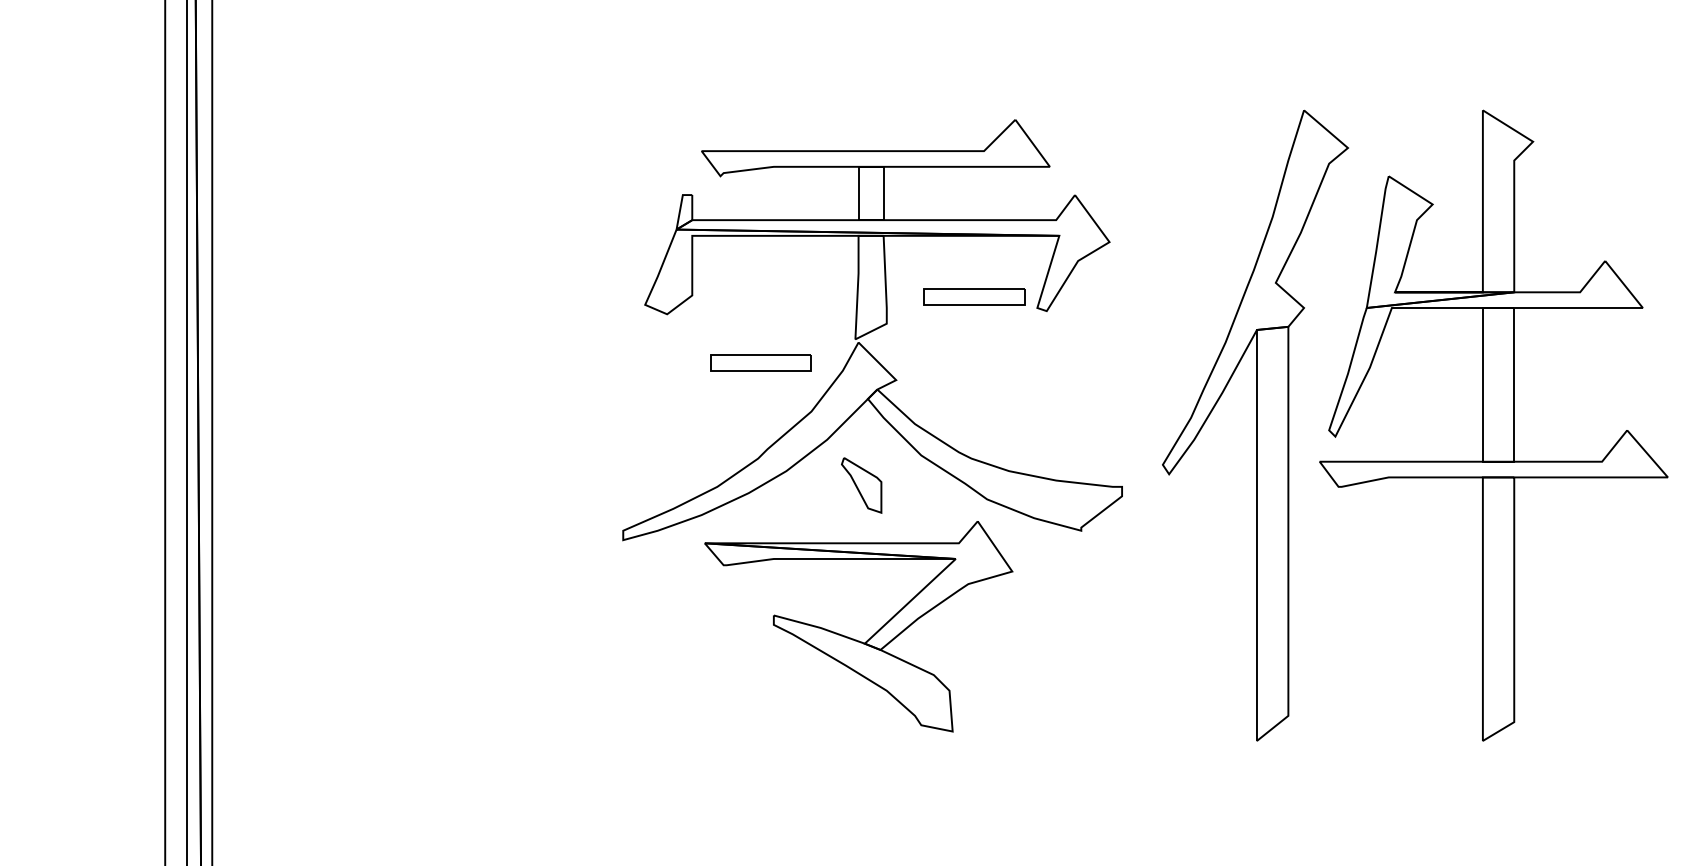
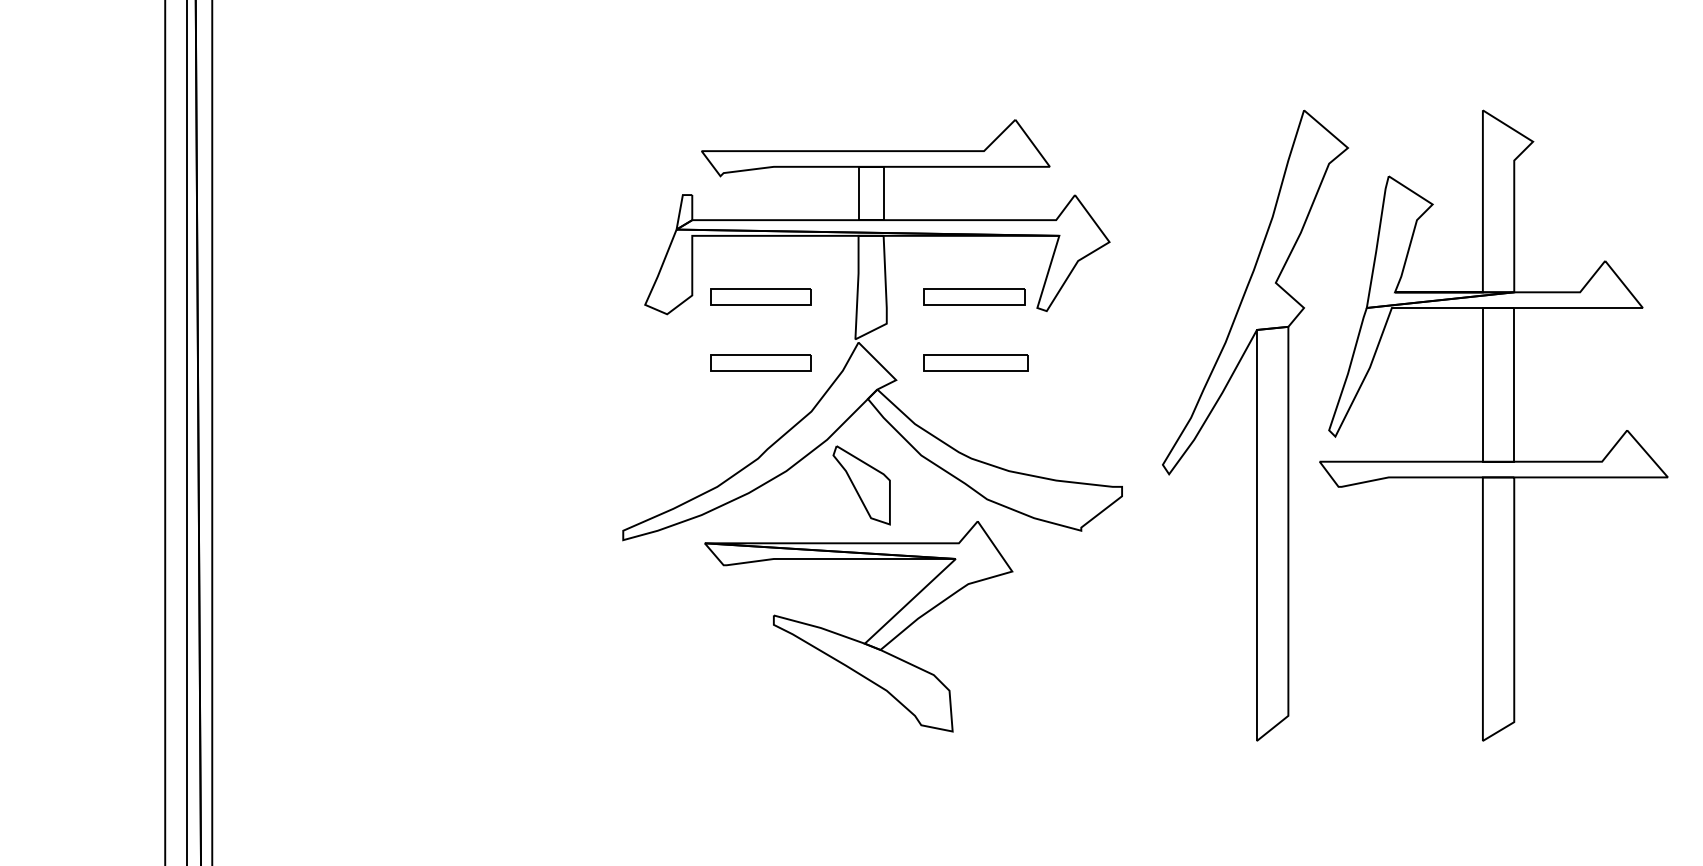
part: none -> present (760, 296)
part: none -> present (975, 362)
part size: 42x57 px -> 59x81 px (861, 485)
